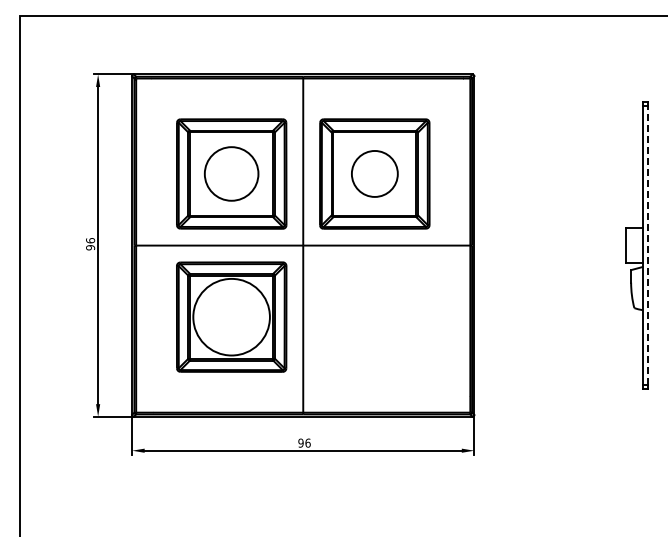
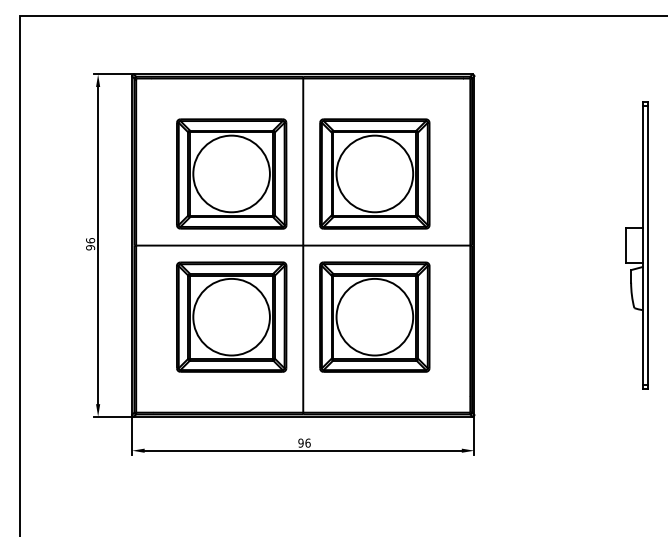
circle diameter: 54 px -> 77 px (231, 173)
circle diameter: 46 px -> 77 px (374, 173)
line: dashed -> solid (647, 245)
part: none -> present (374, 316)
